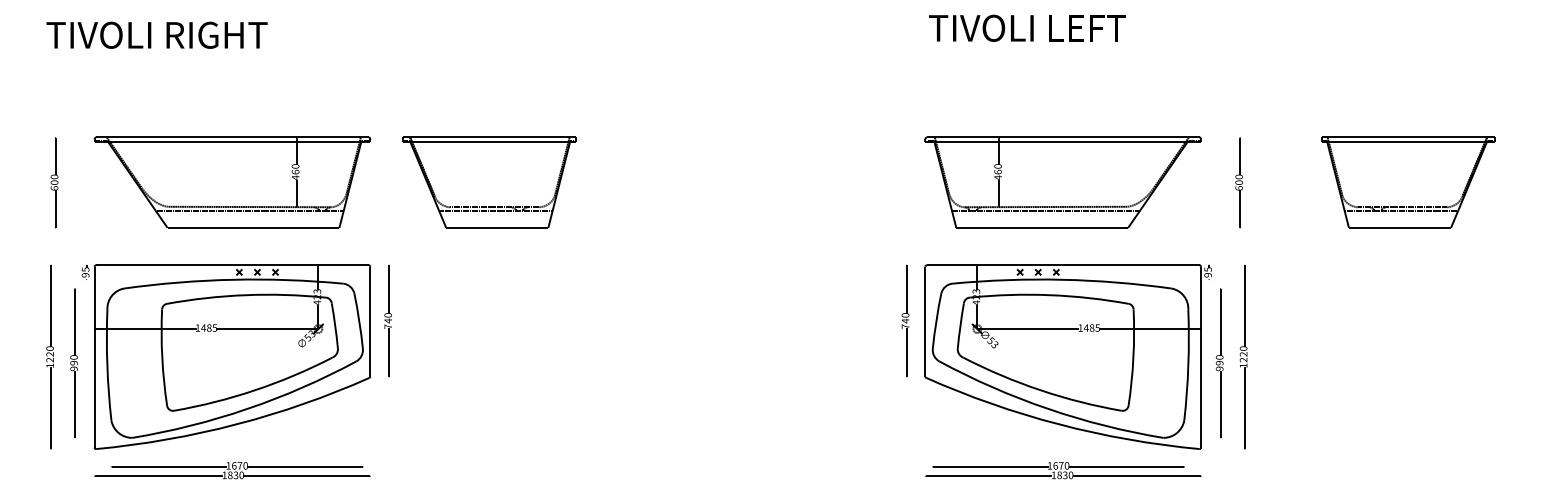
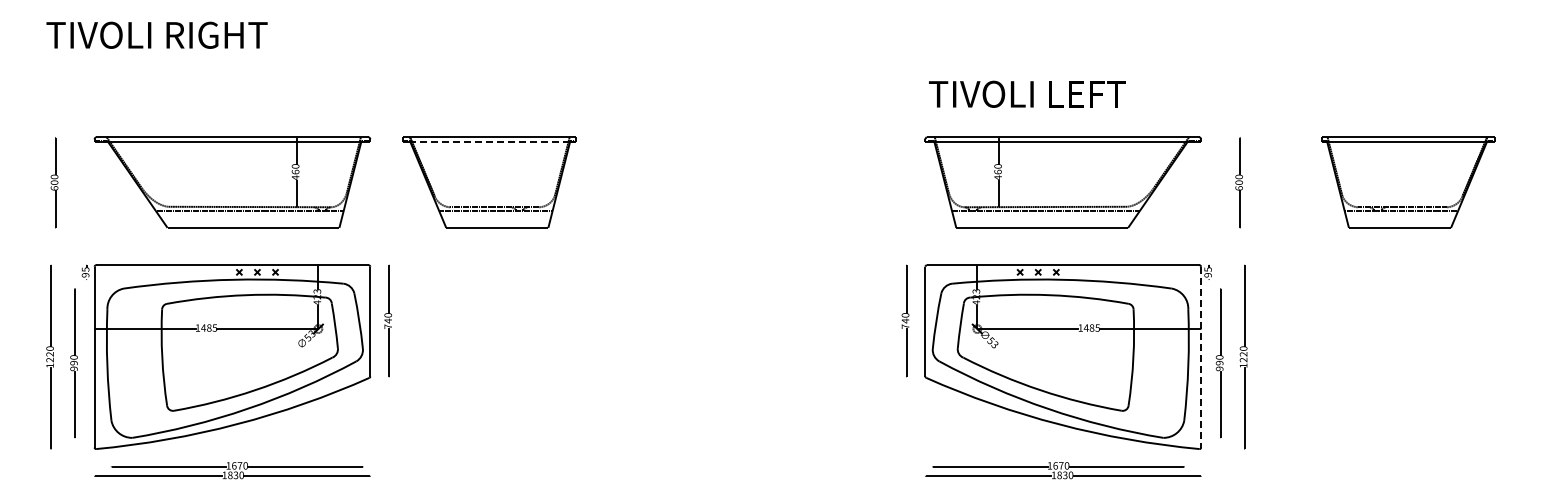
text position: (1027, 27) -> (1027, 93) (1027, 93)
line: solid -> dashed (490, 141)
line: solid -> dashed (1201, 357)
